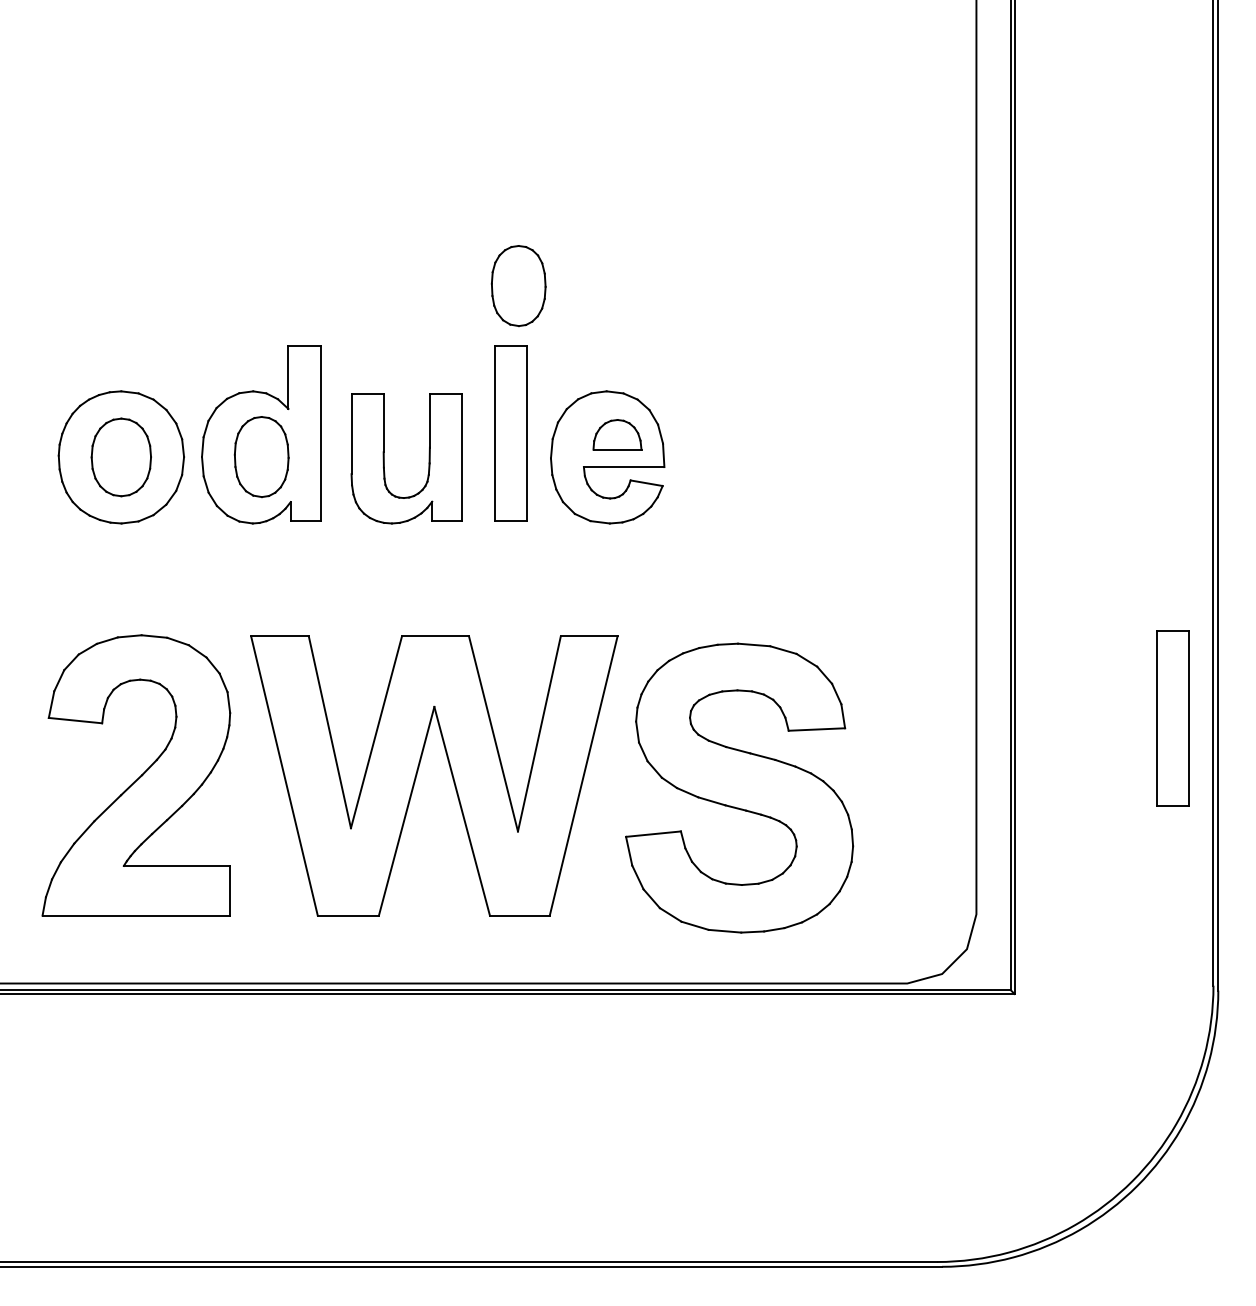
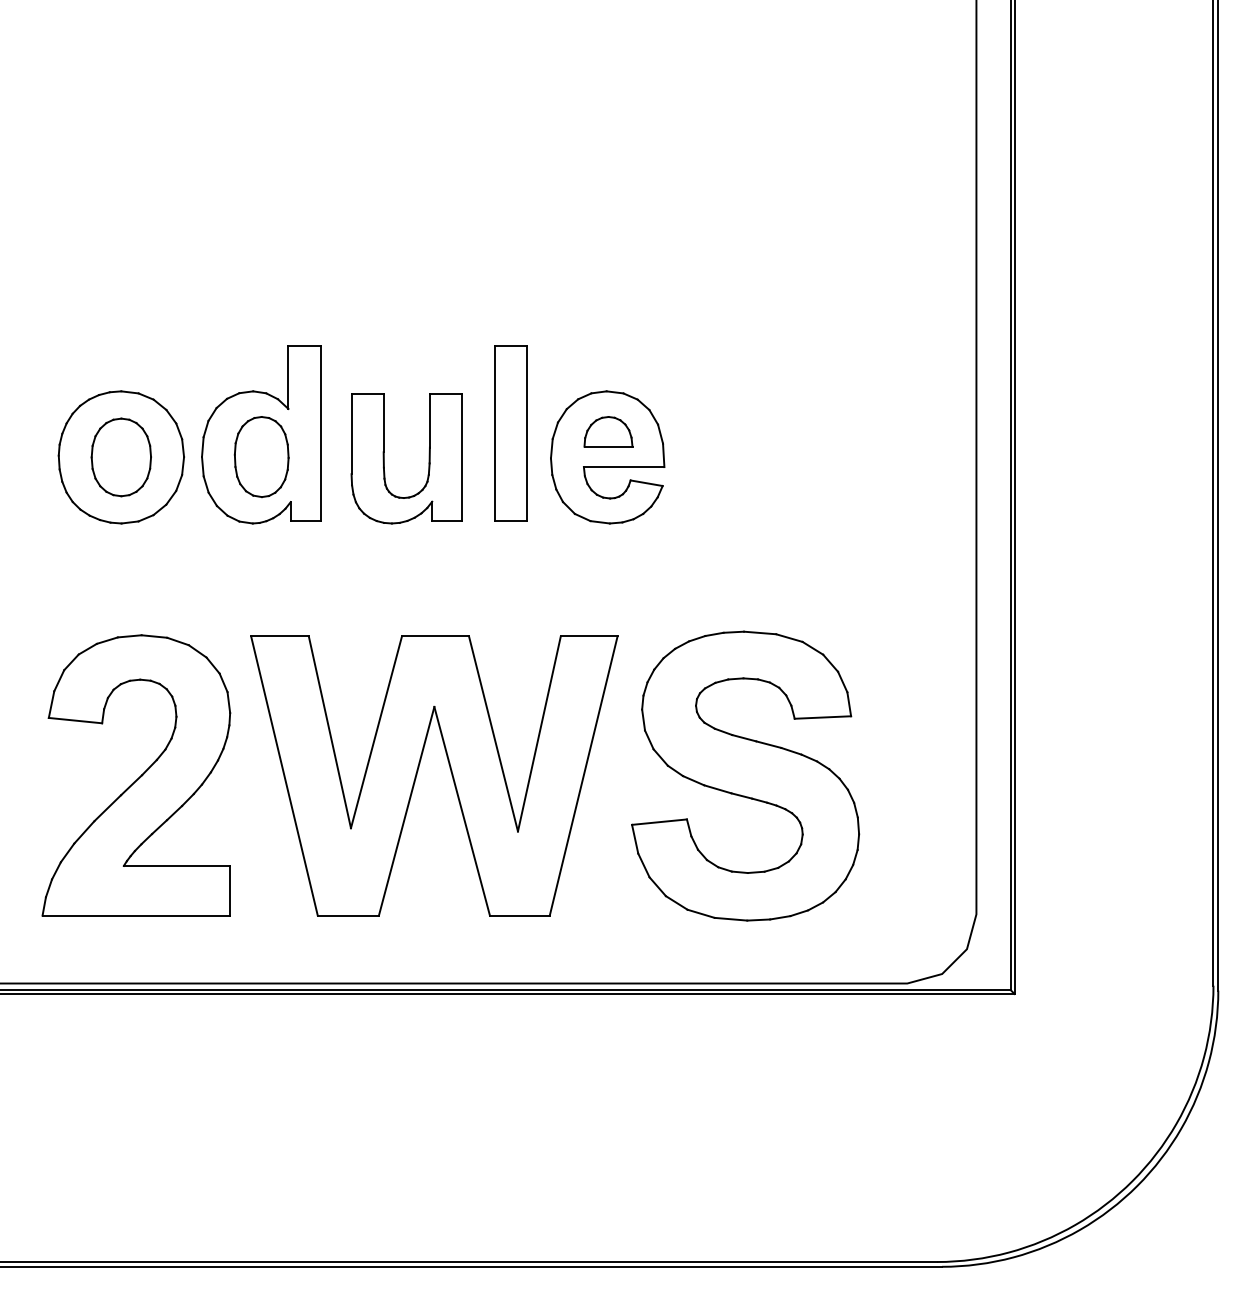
part: present -> none (518, 286)
part position: (617, 434) -> (608, 431) (608, 431)
part: present -> none (1172, 718)
part position: (739, 787) -> (745, 775) (745, 775)
